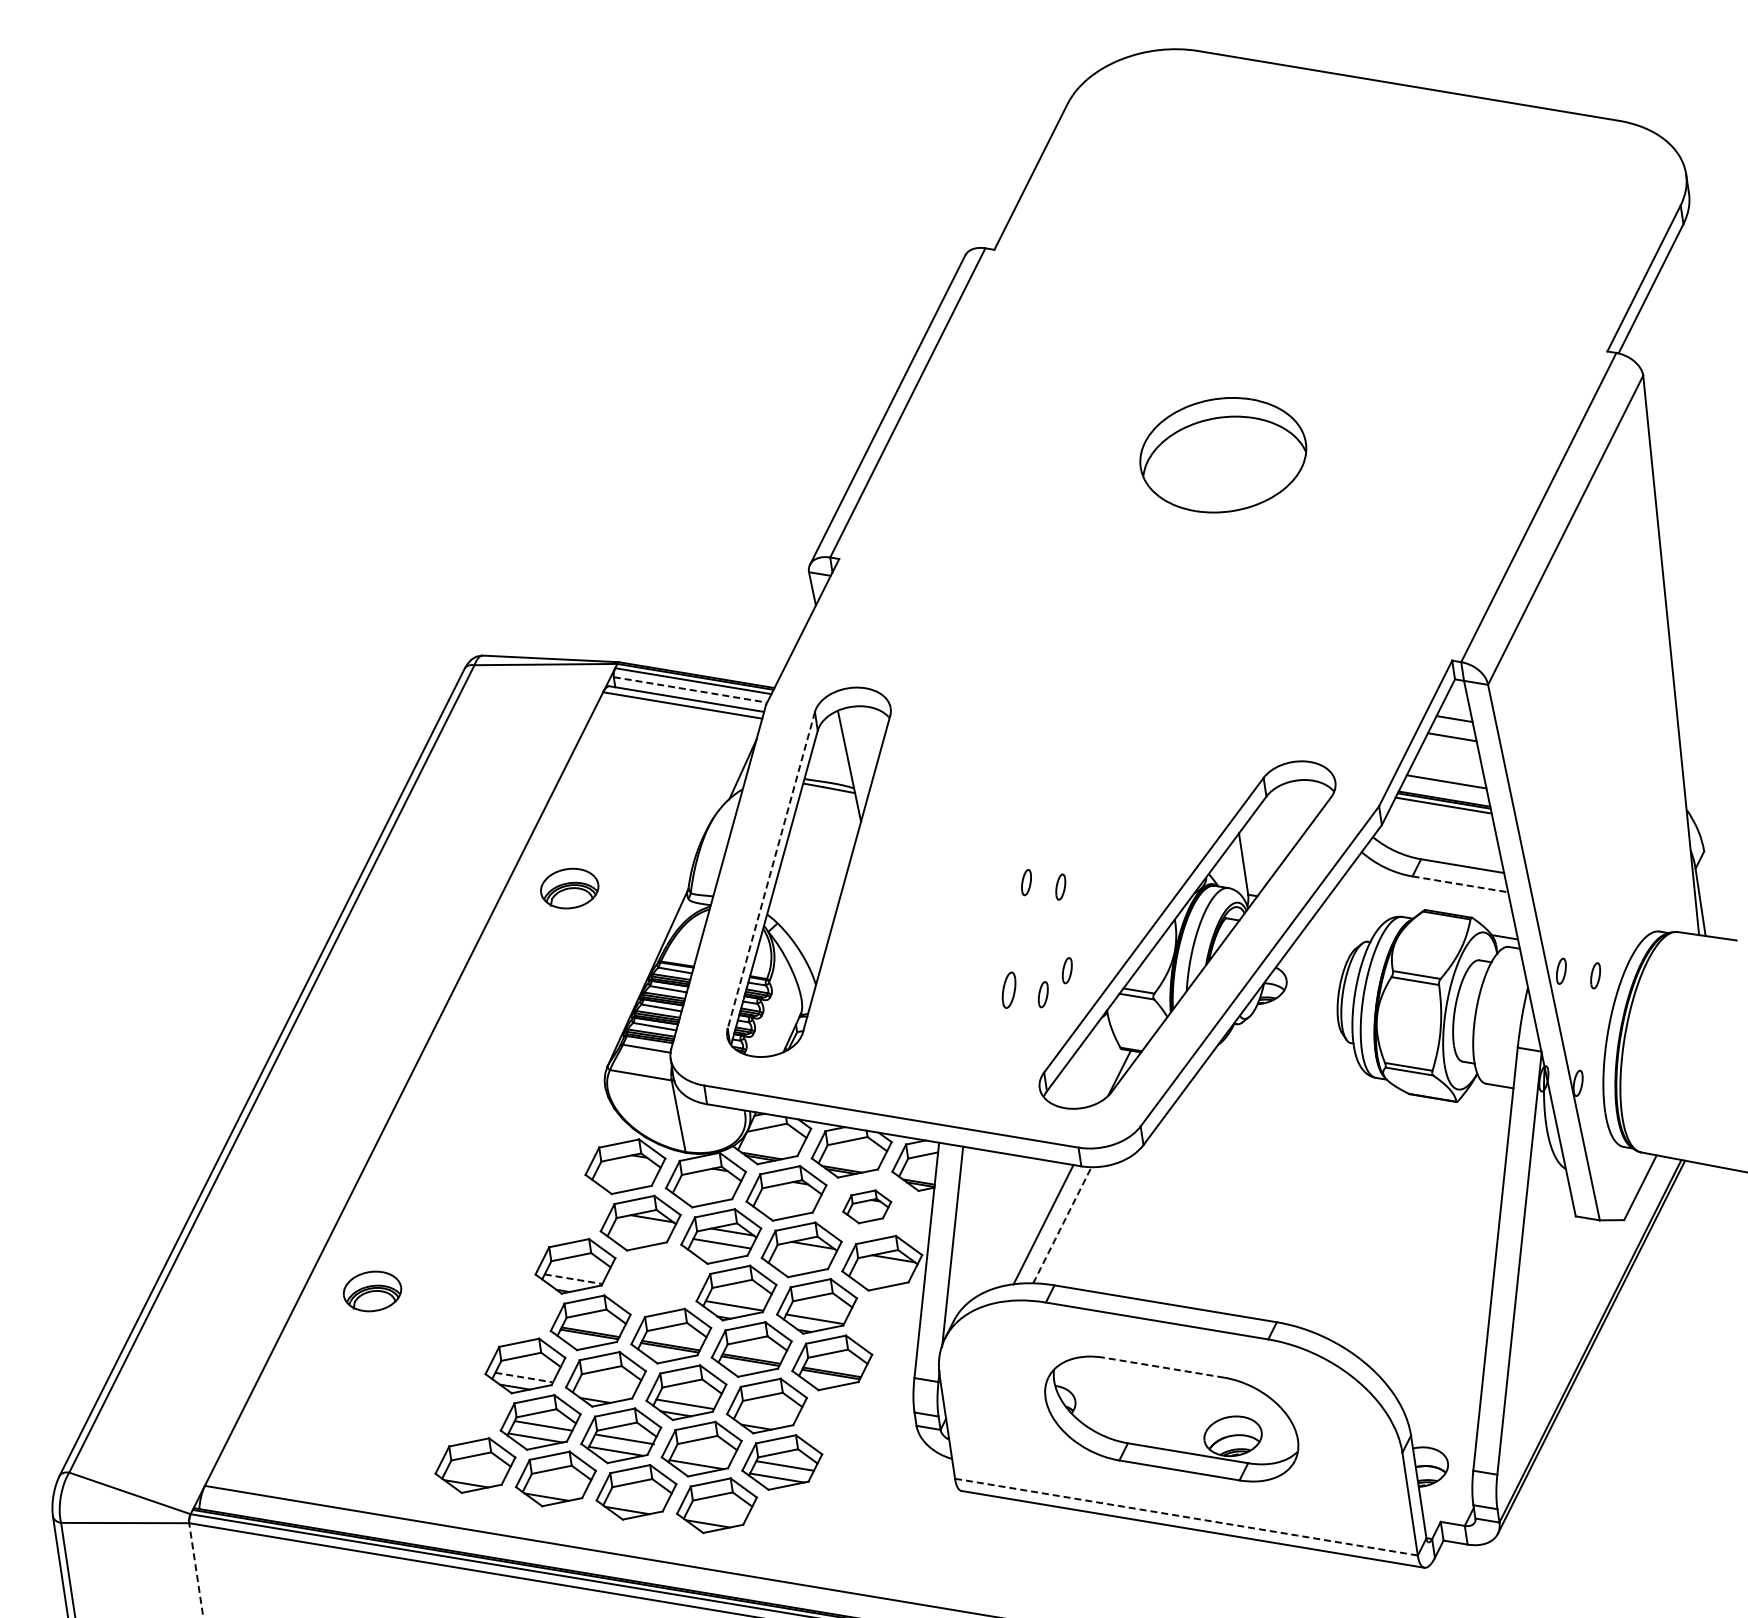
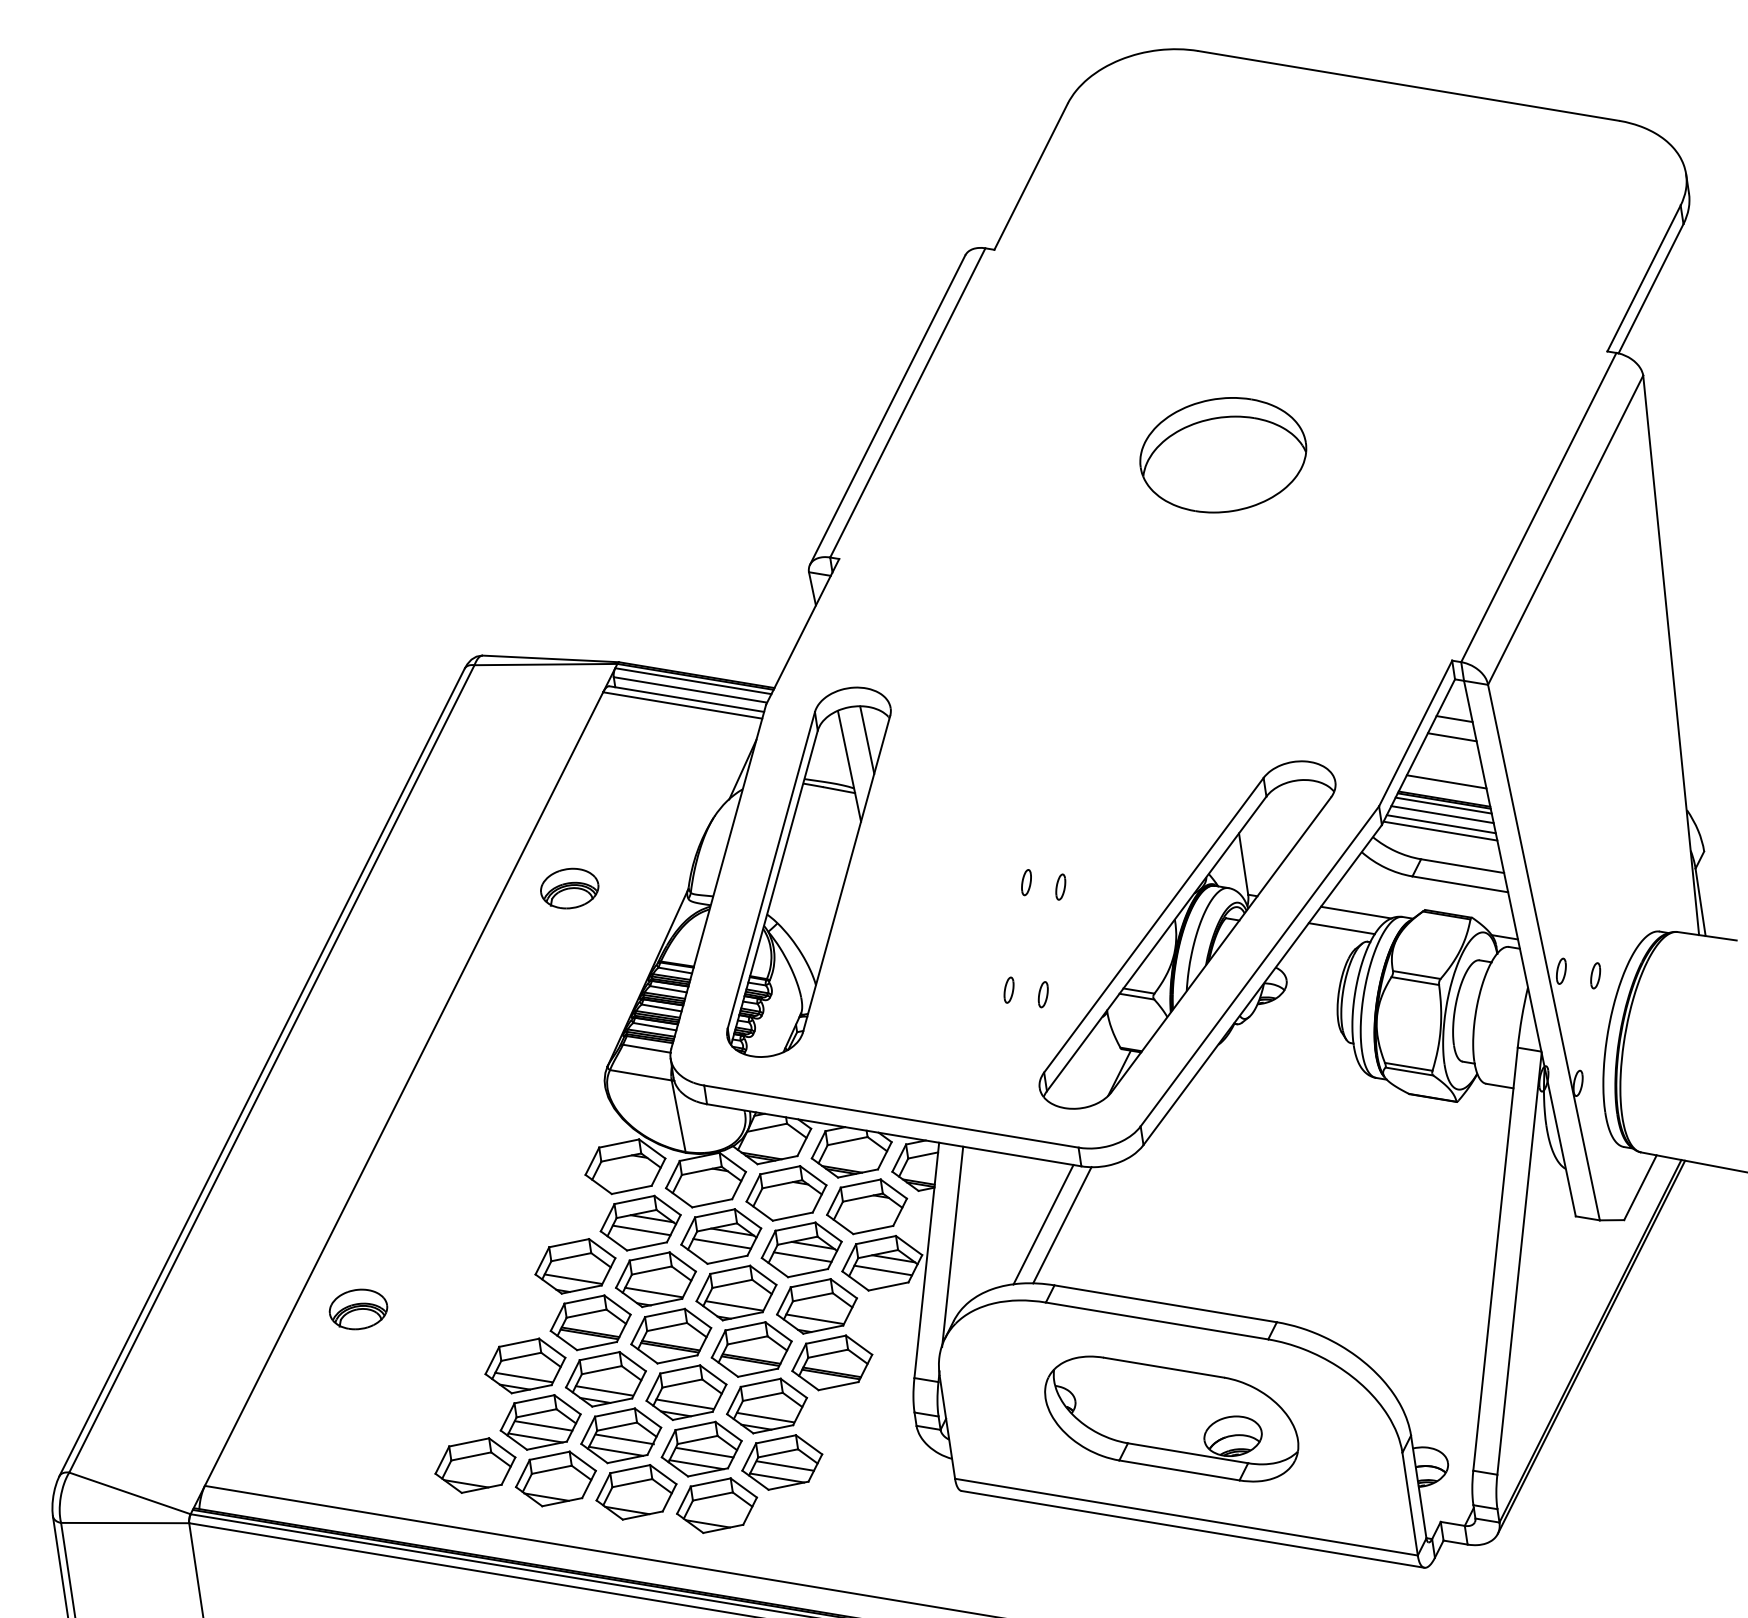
line: dashed -> solid (690, 689)
line: none -> present (867, 739)
line: none -> present (1442, 814)
line: none -> present (1440, 824)
line: none -> present (1440, 830)
line: dashed -> solid (771, 870)
line: dashed -> solid (1460, 884)
line: none -> present (1355, 912)
line: none -> present (1341, 928)
part: present -> none (1066, 970)
part size: 16x38 px -> 12x28 px (1008, 989)
part size: 51x36 px -> 83x58 px (867, 1206)
line: dashed -> solid (1062, 1224)
line: none -> present (641, 1230)
line: none -> present (802, 1256)
line: none -> present (883, 1270)
line: dashed -> solid (573, 1279)
part: none -> present (655, 1279)
part position: (372, 1291) -> (358, 1309) (358, 1309)
line: dashed -> solid (1164, 1367)
line: dashed -> solid (523, 1377)
line: none -> present (603, 1390)
line: none -> present (764, 1417)
line: none -> present (705, 1452)
line: dashed -> solid (1186, 1517)
line: dashed -> solid (196, 1570)
